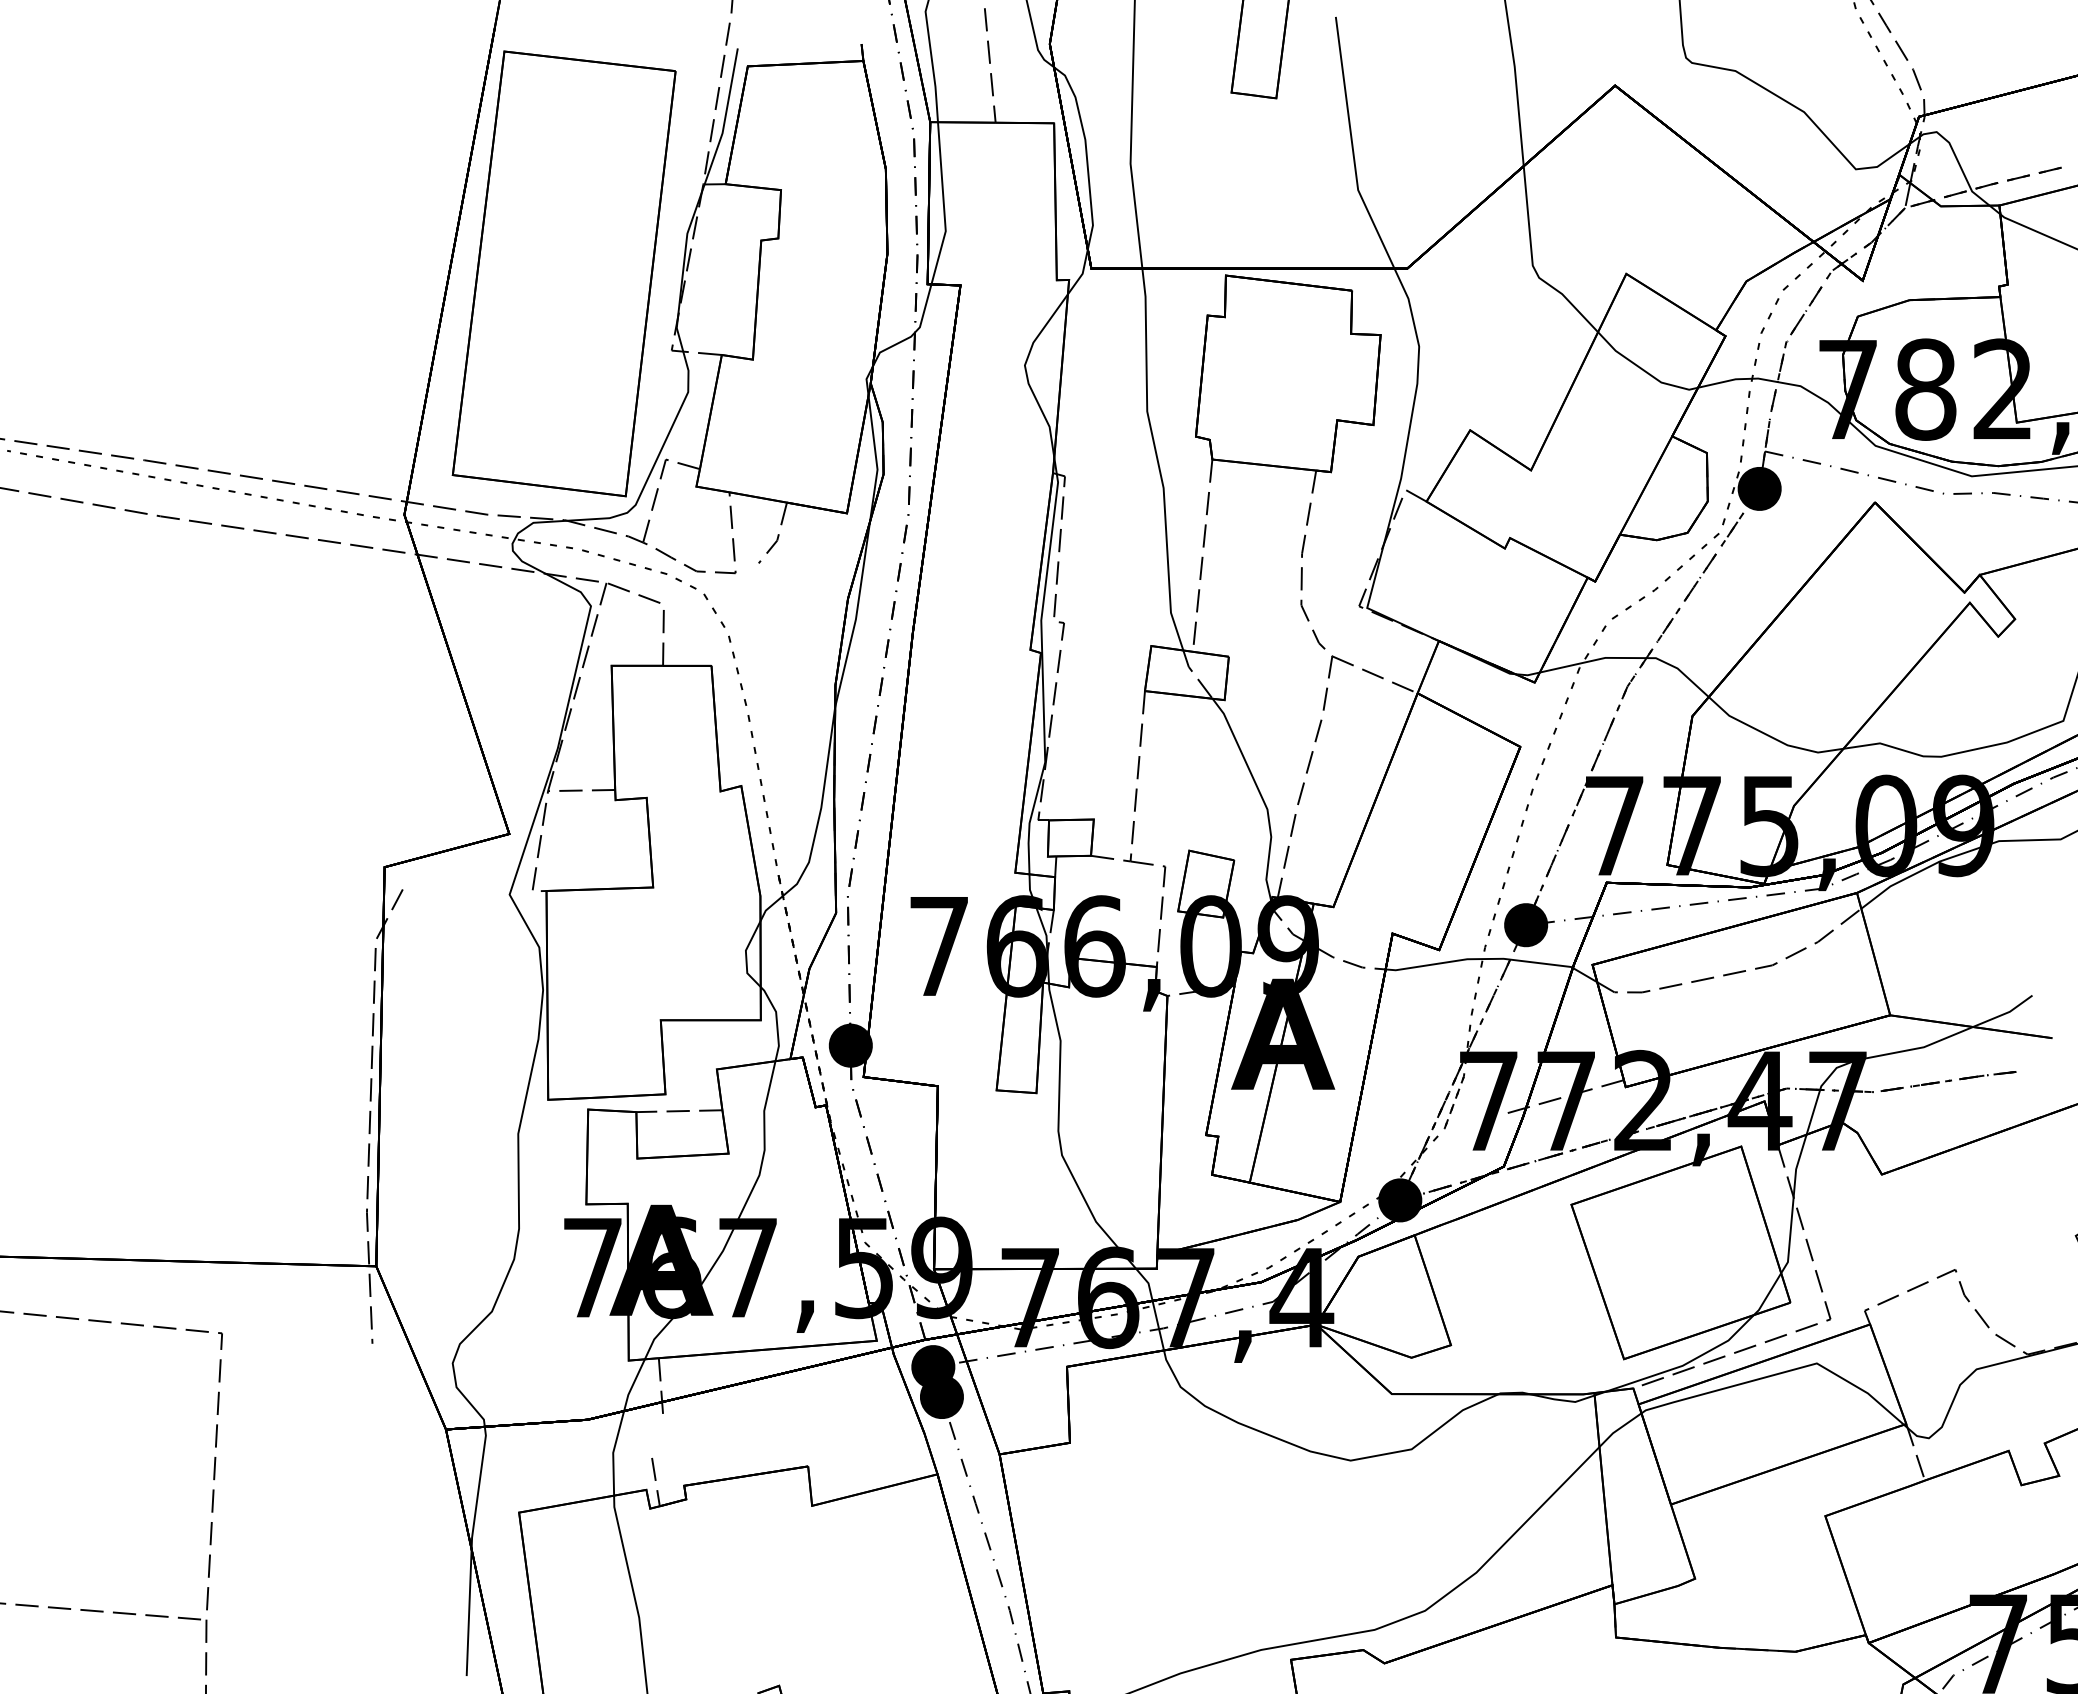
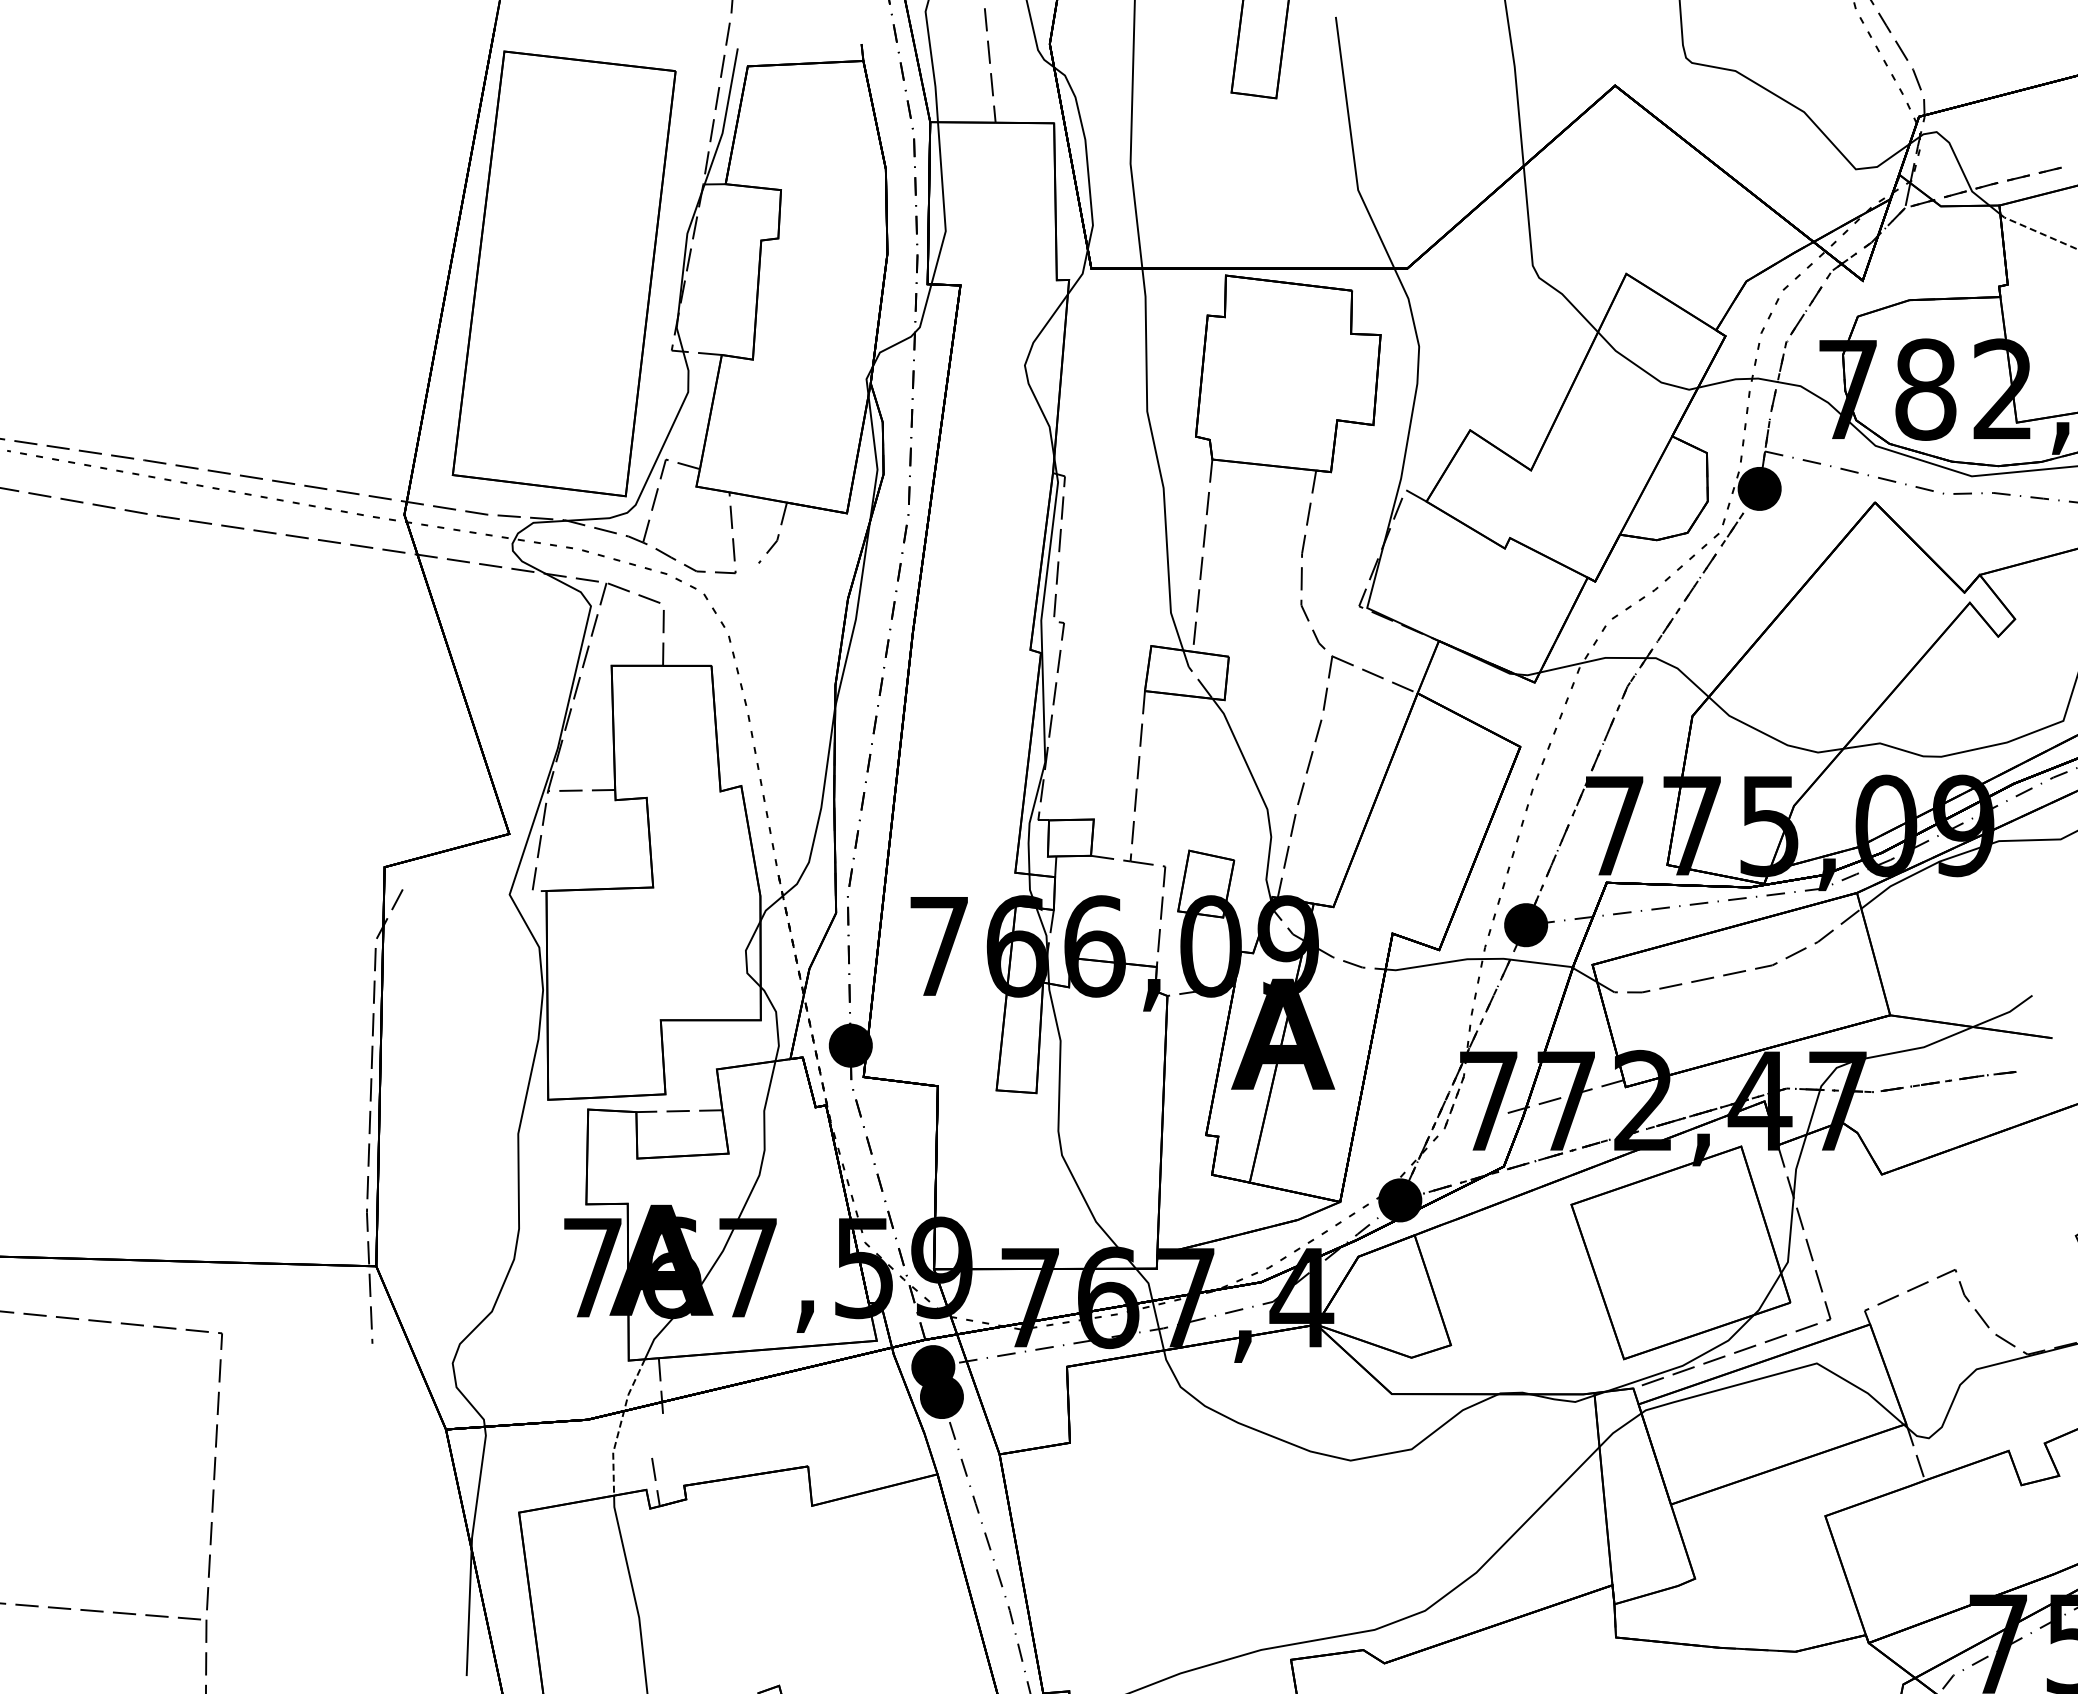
line: solid -> dashed (2038, 232)
line: solid -> dashed (620, 1425)
